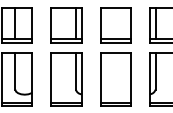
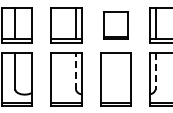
part size: 32x37 px -> 26x29 px (115, 25)
line: solid -> dashed (75, 70)
line: solid -> dashed (155, 71)
